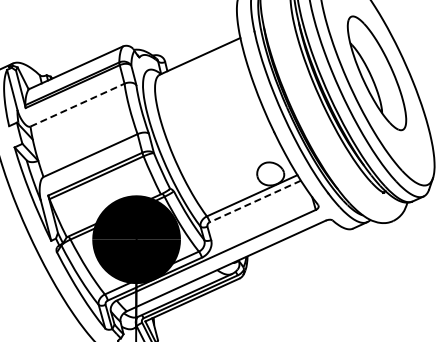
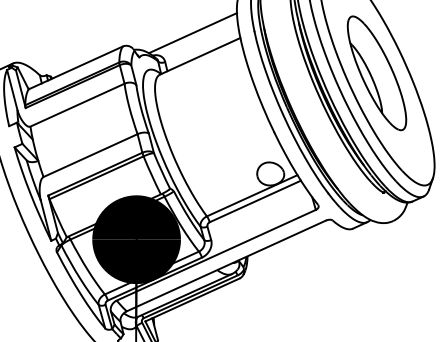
line: none -> present (192, 33)
line: dashed -> solid (77, 105)
line: dashed -> solid (254, 201)
